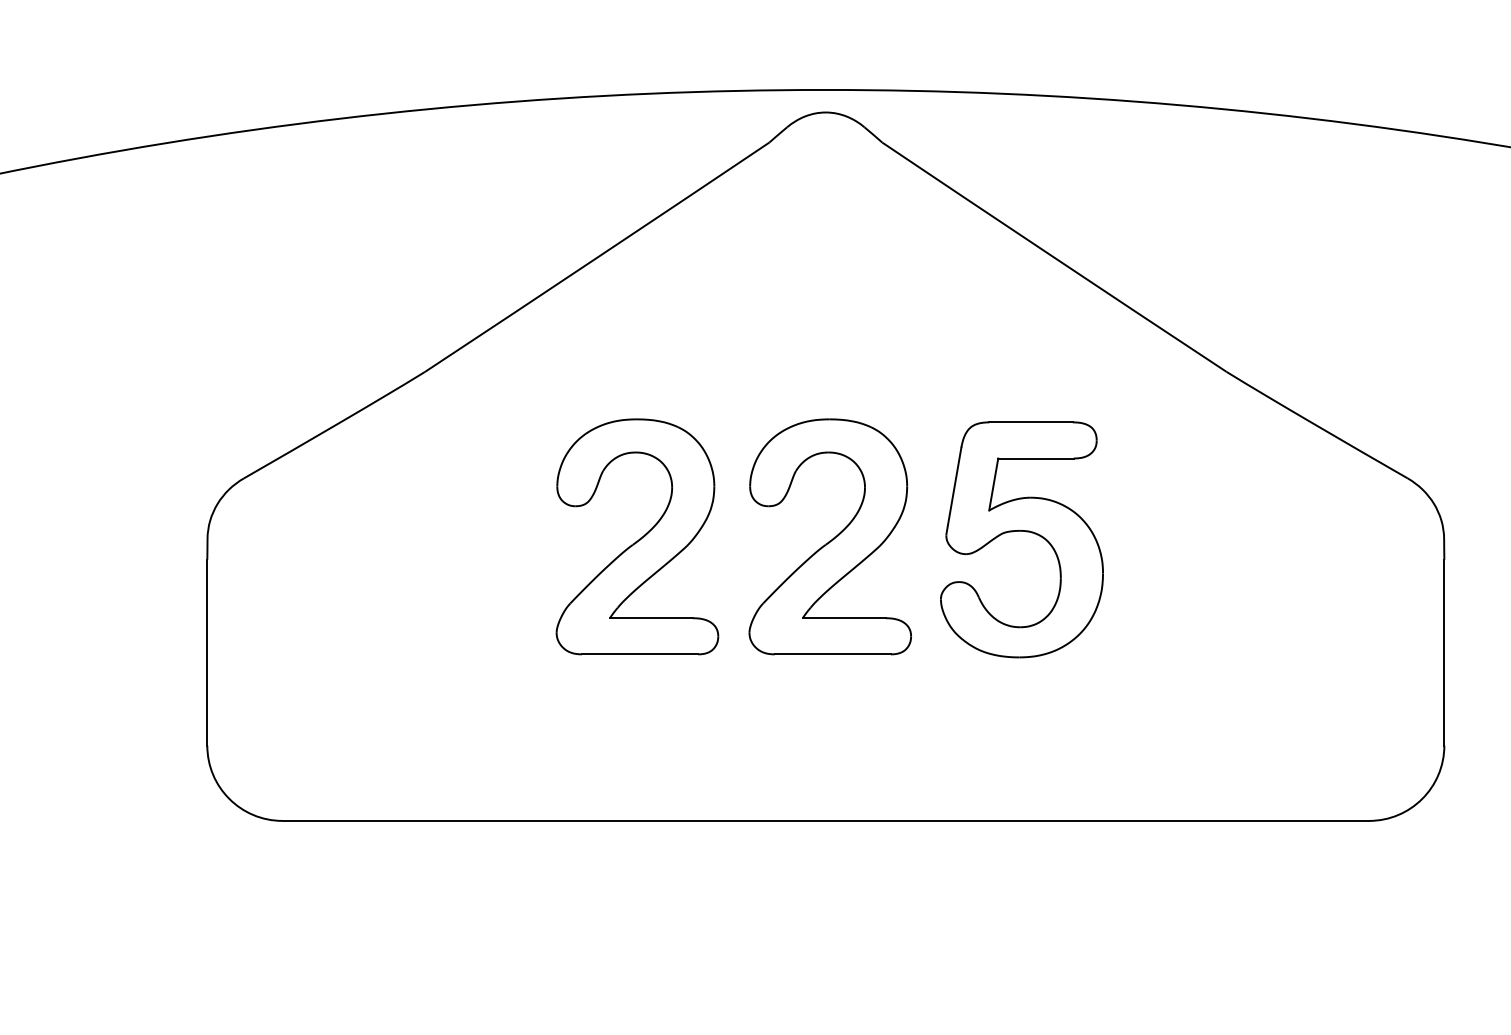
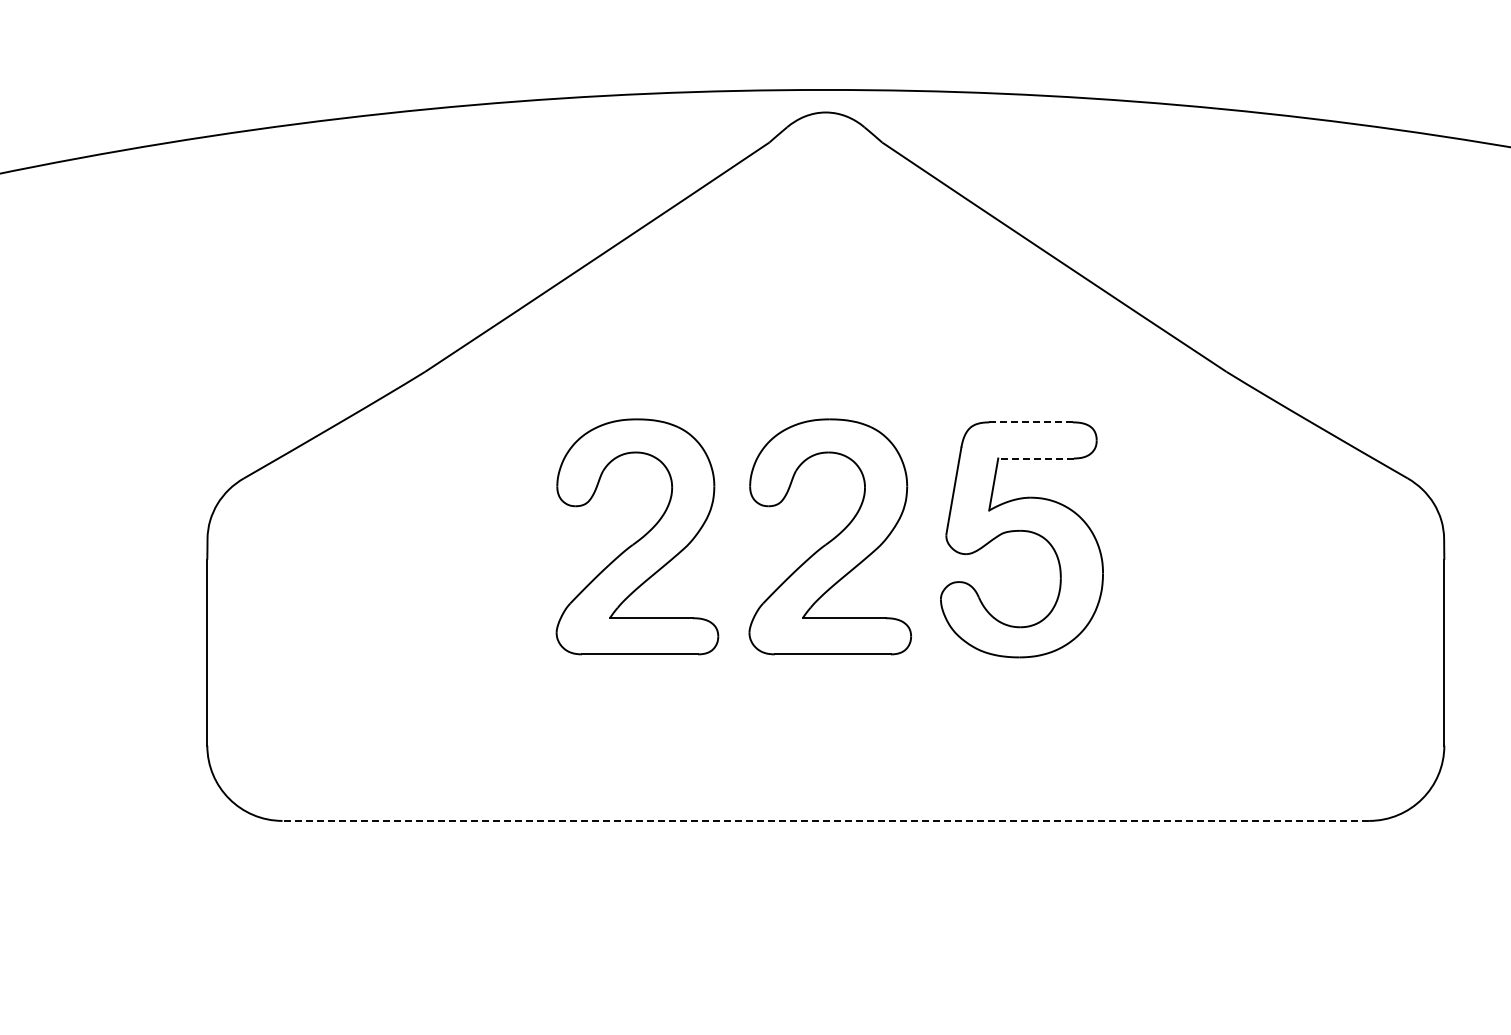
line: solid -> dashed (1031, 422)
line: solid -> dashed (1036, 458)
line: solid -> dashed (825, 820)
